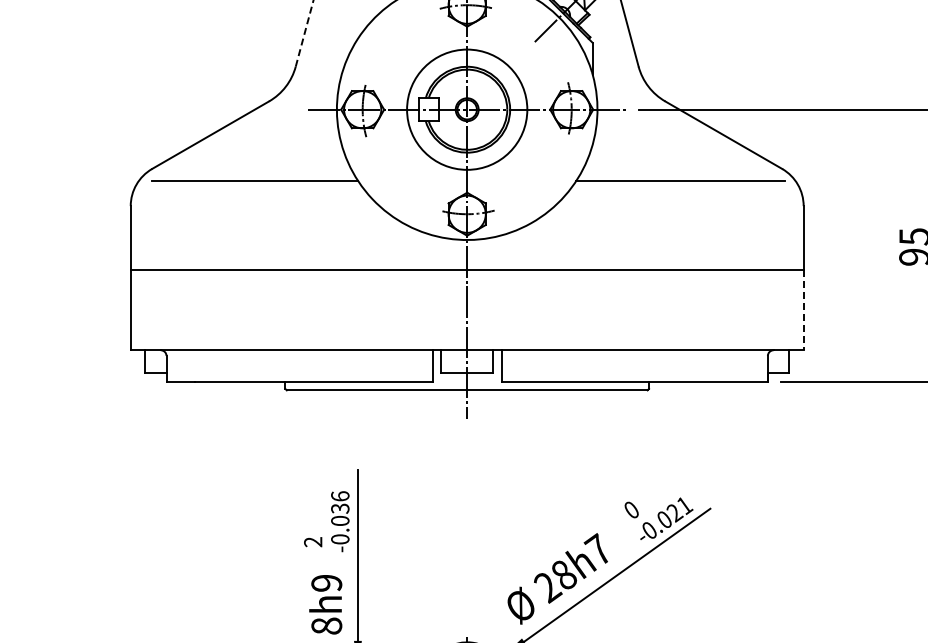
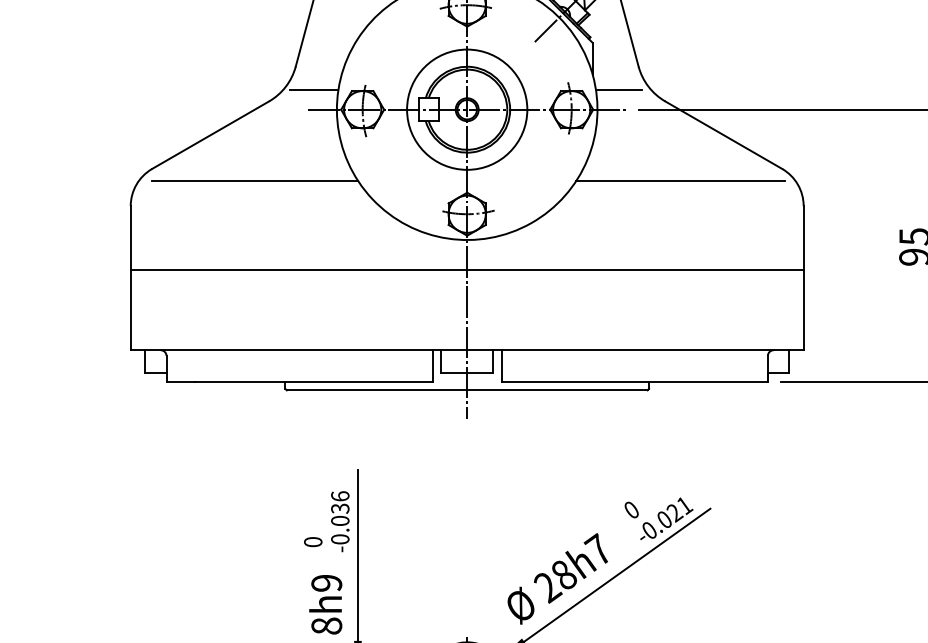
line: dashed -> solid (304, 32)
line: none -> present (313, 89)
line: none -> present (618, 89)
line: dashed -> solid (803, 310)
text: 2 -> 0 (313, 542)
